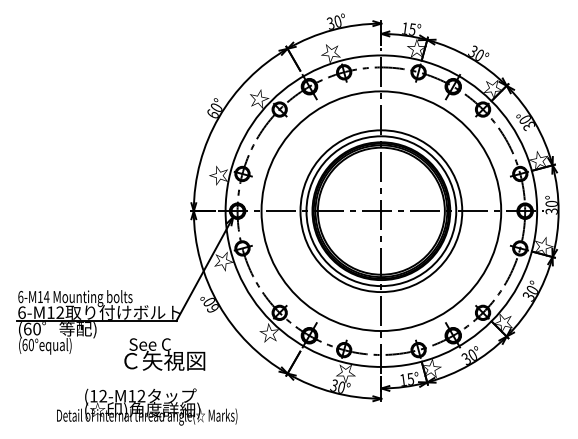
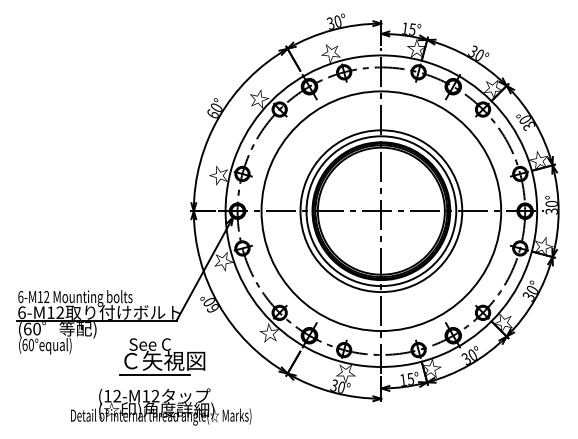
text: 6-M14 -> 6-M12 (46, 296)
line: none -> present (155, 374)
text position: (147, 406) -> (161, 406) (161, 406)
